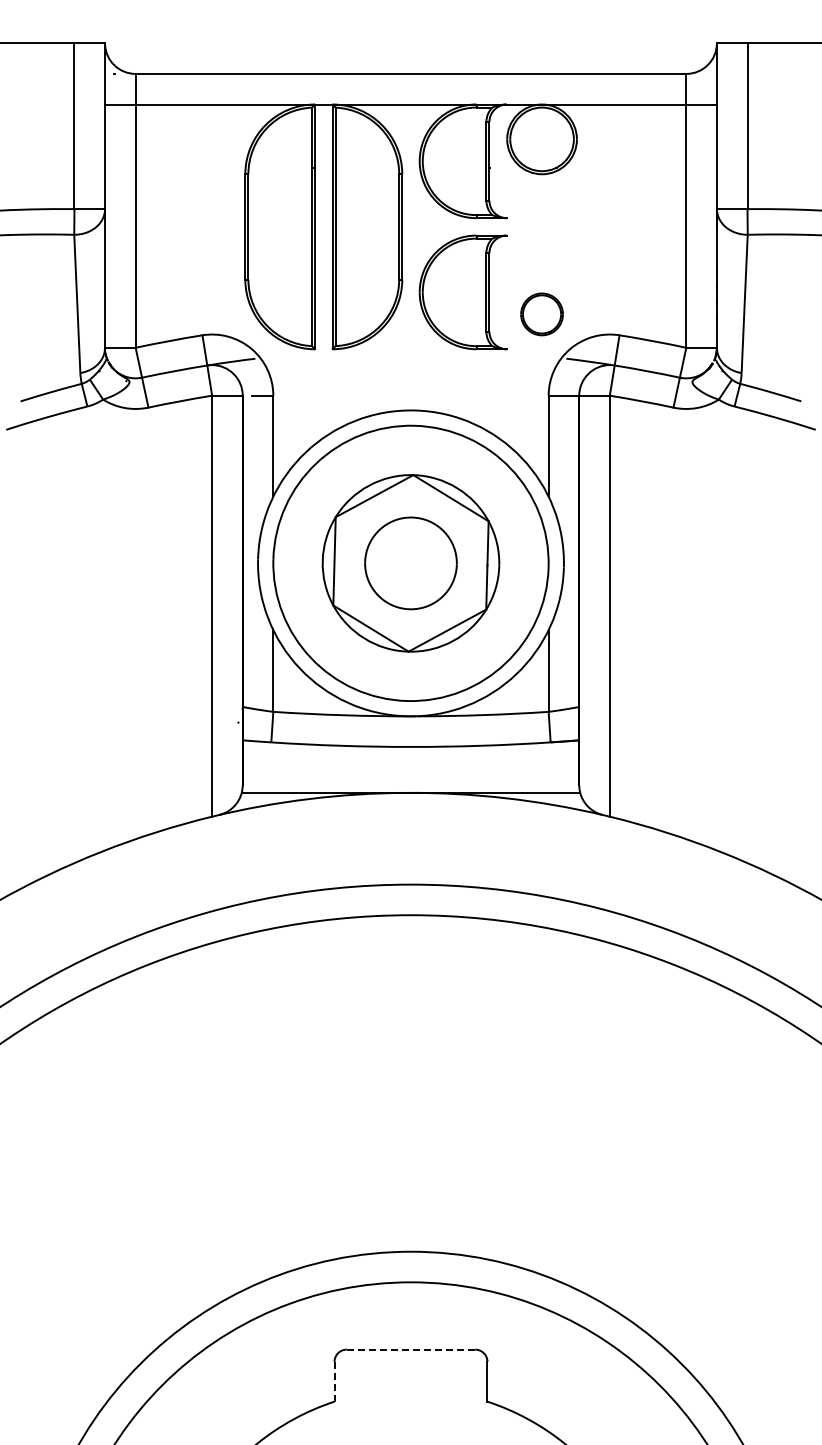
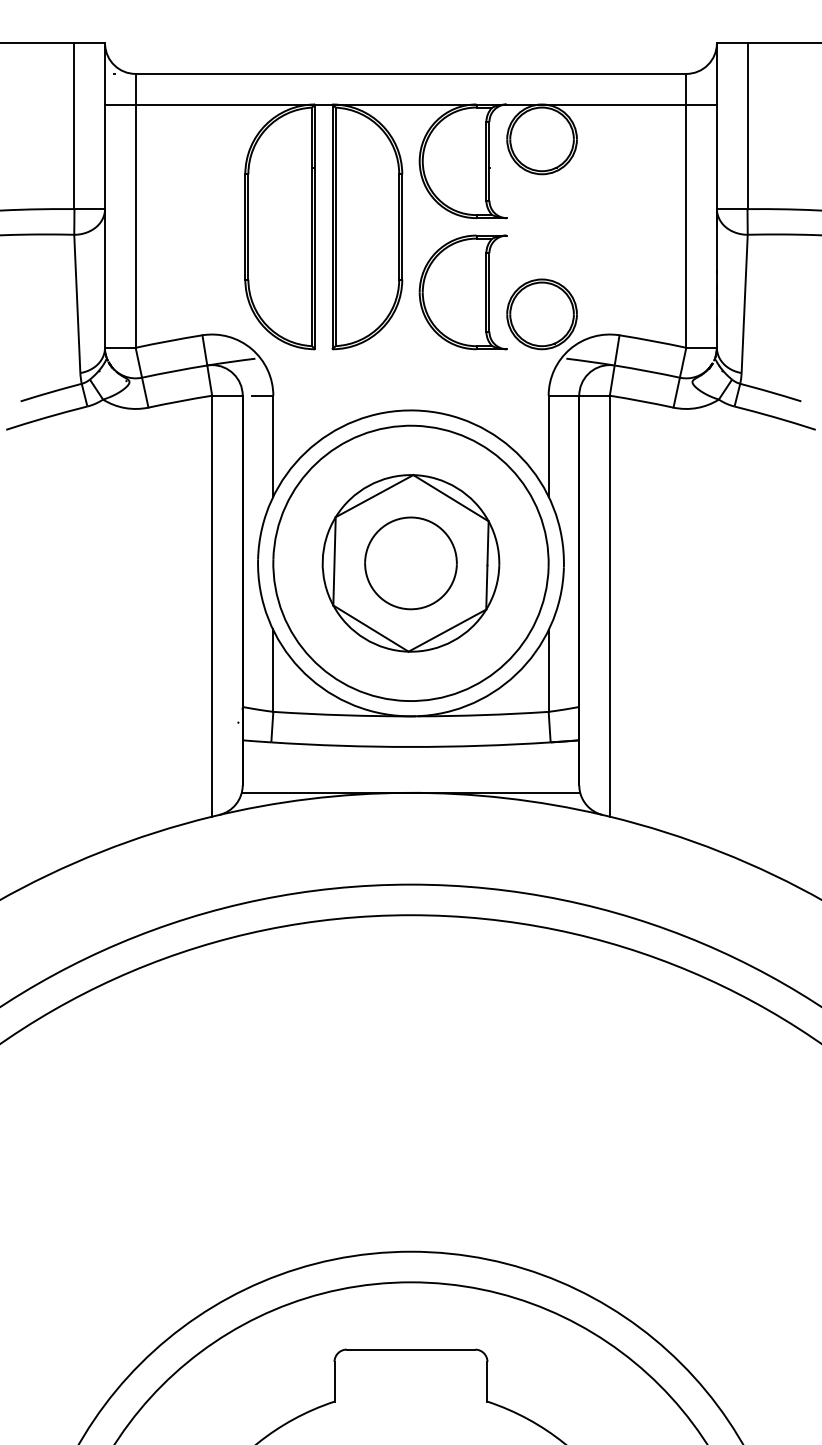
part size: 44x45 px -> 72x73 px (541, 314)
line: dashed -> solid (410, 1349)
line: dashed -> solid (334, 1381)
